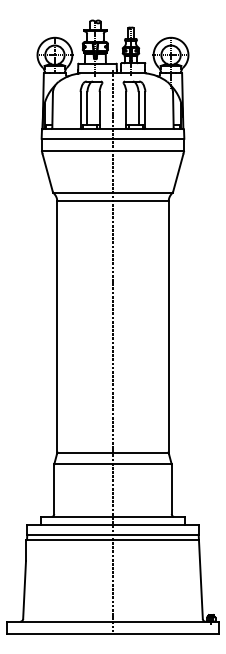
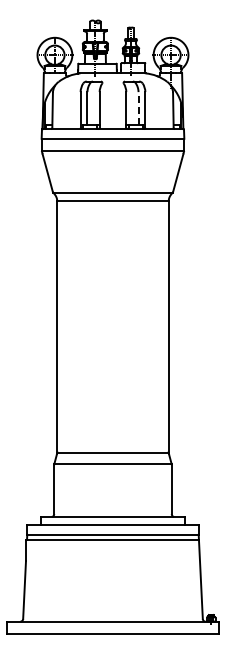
line: solid -> dashed (138, 108)
line: present -> none (113, 352)
